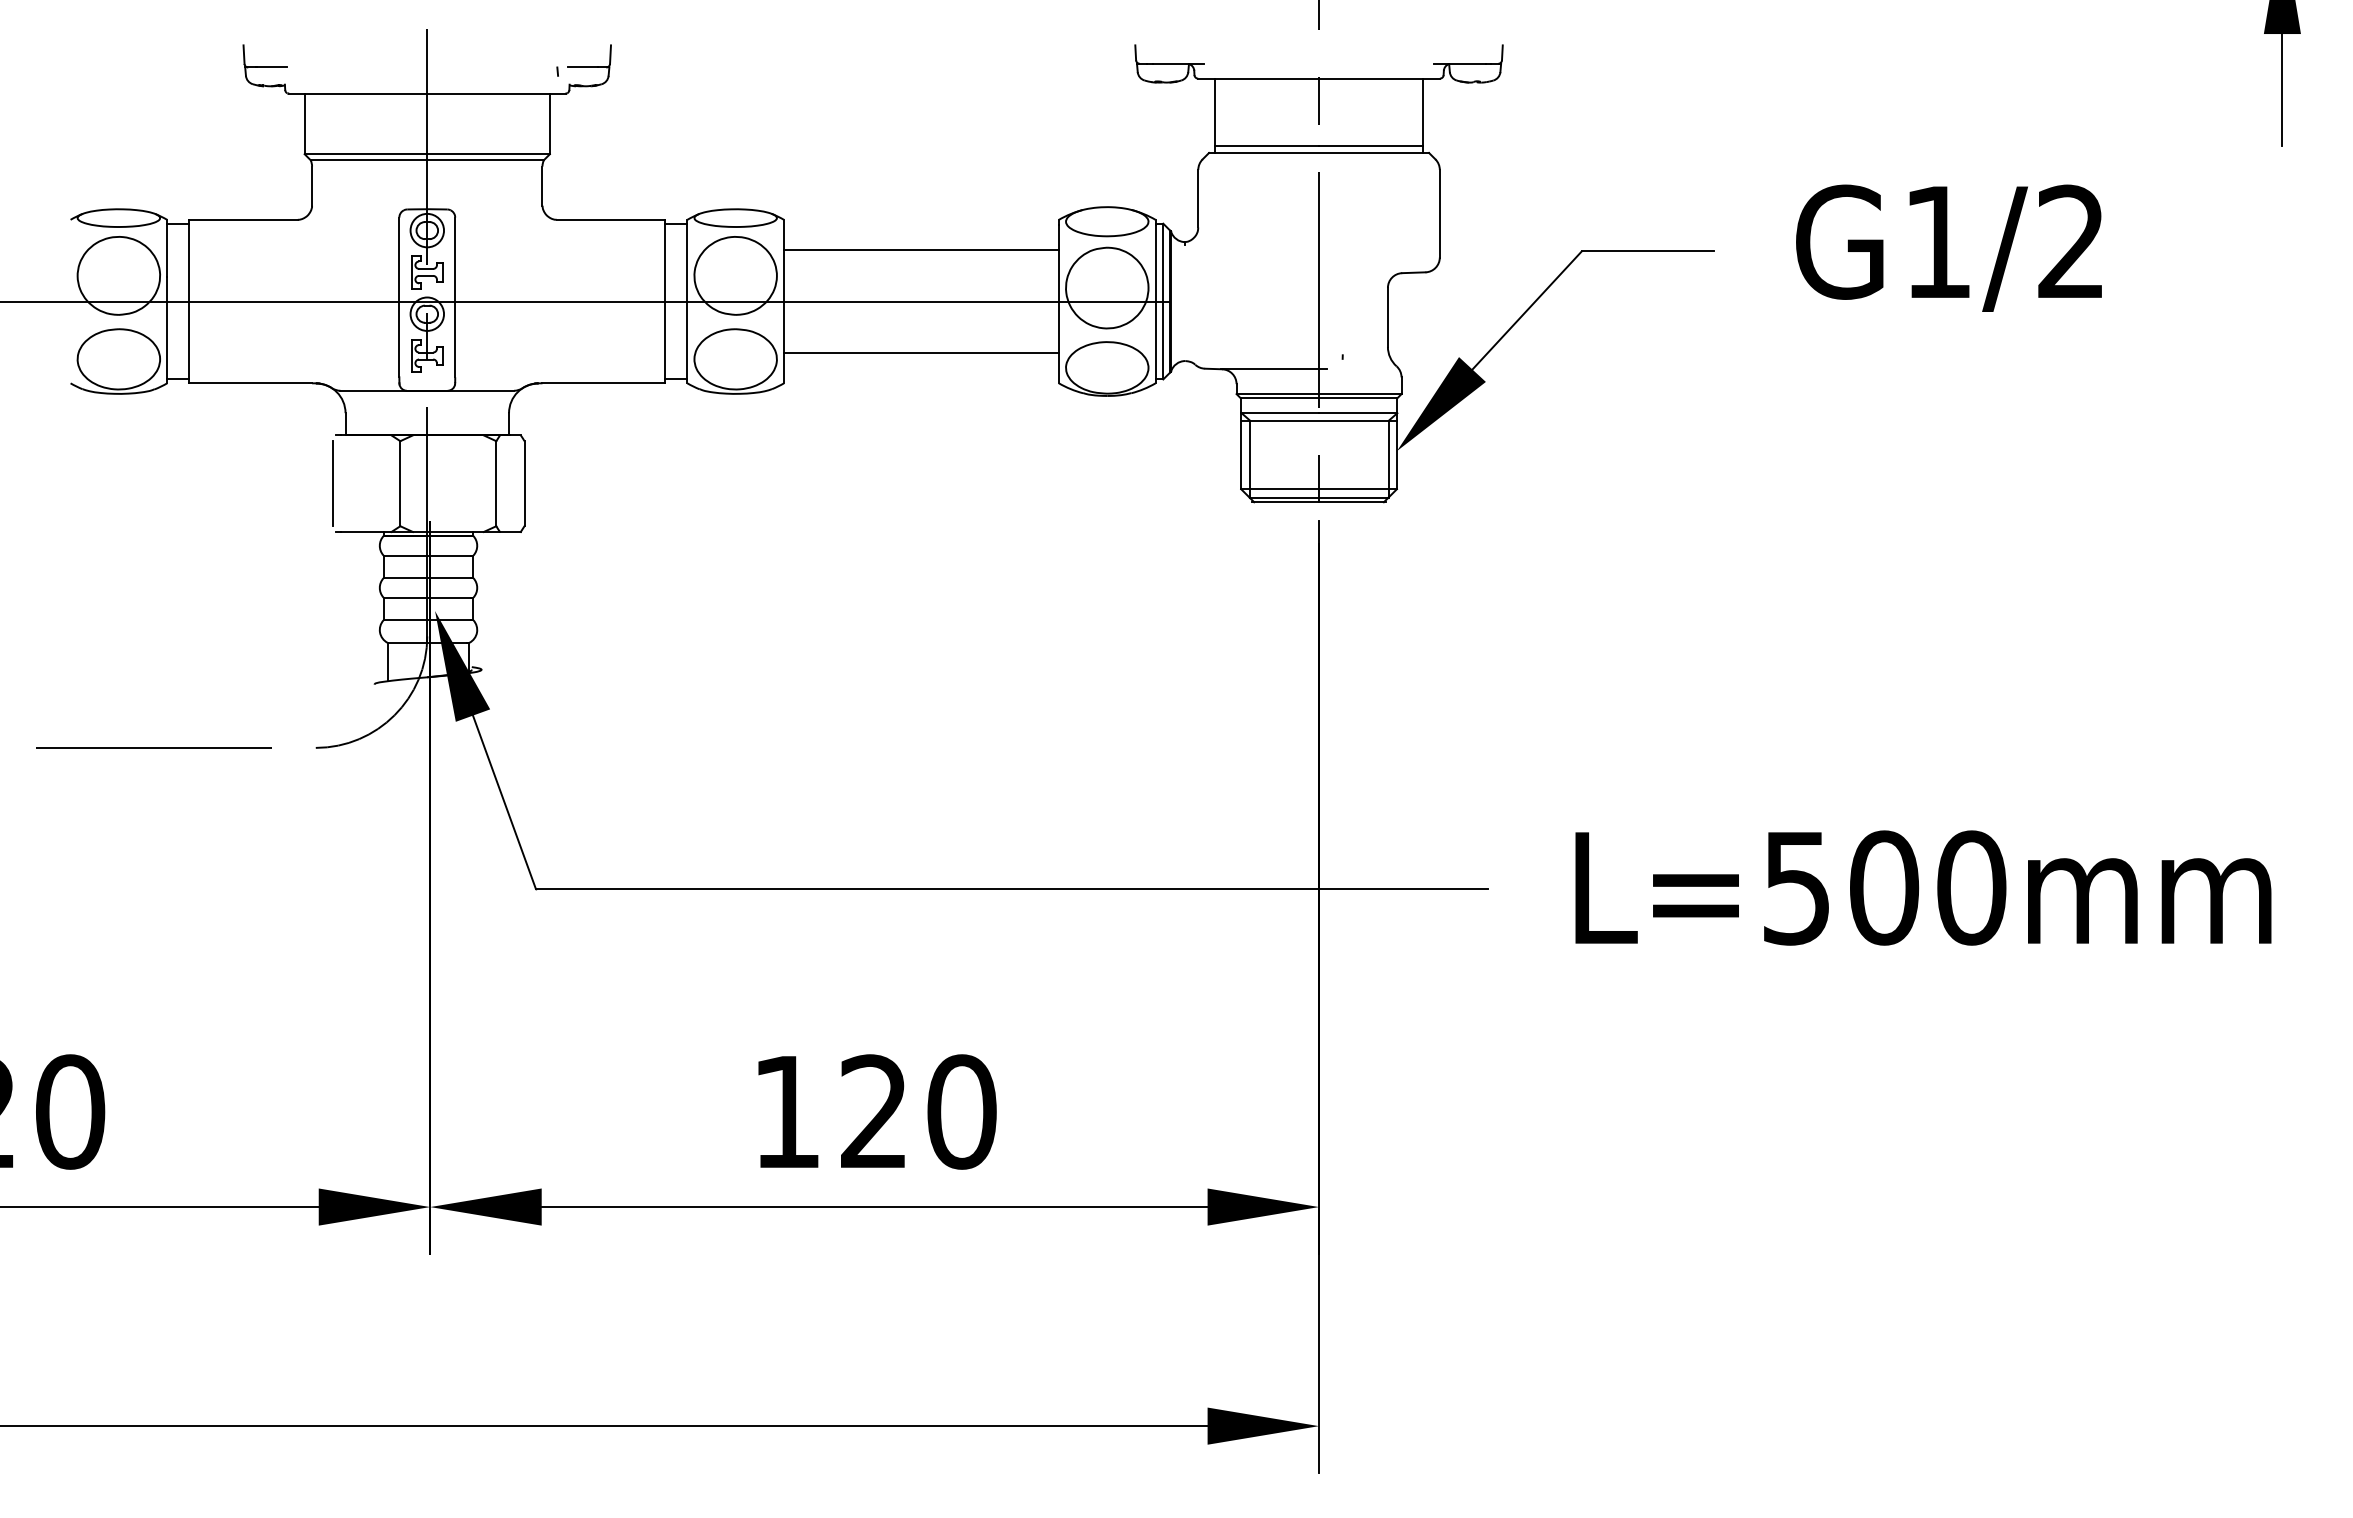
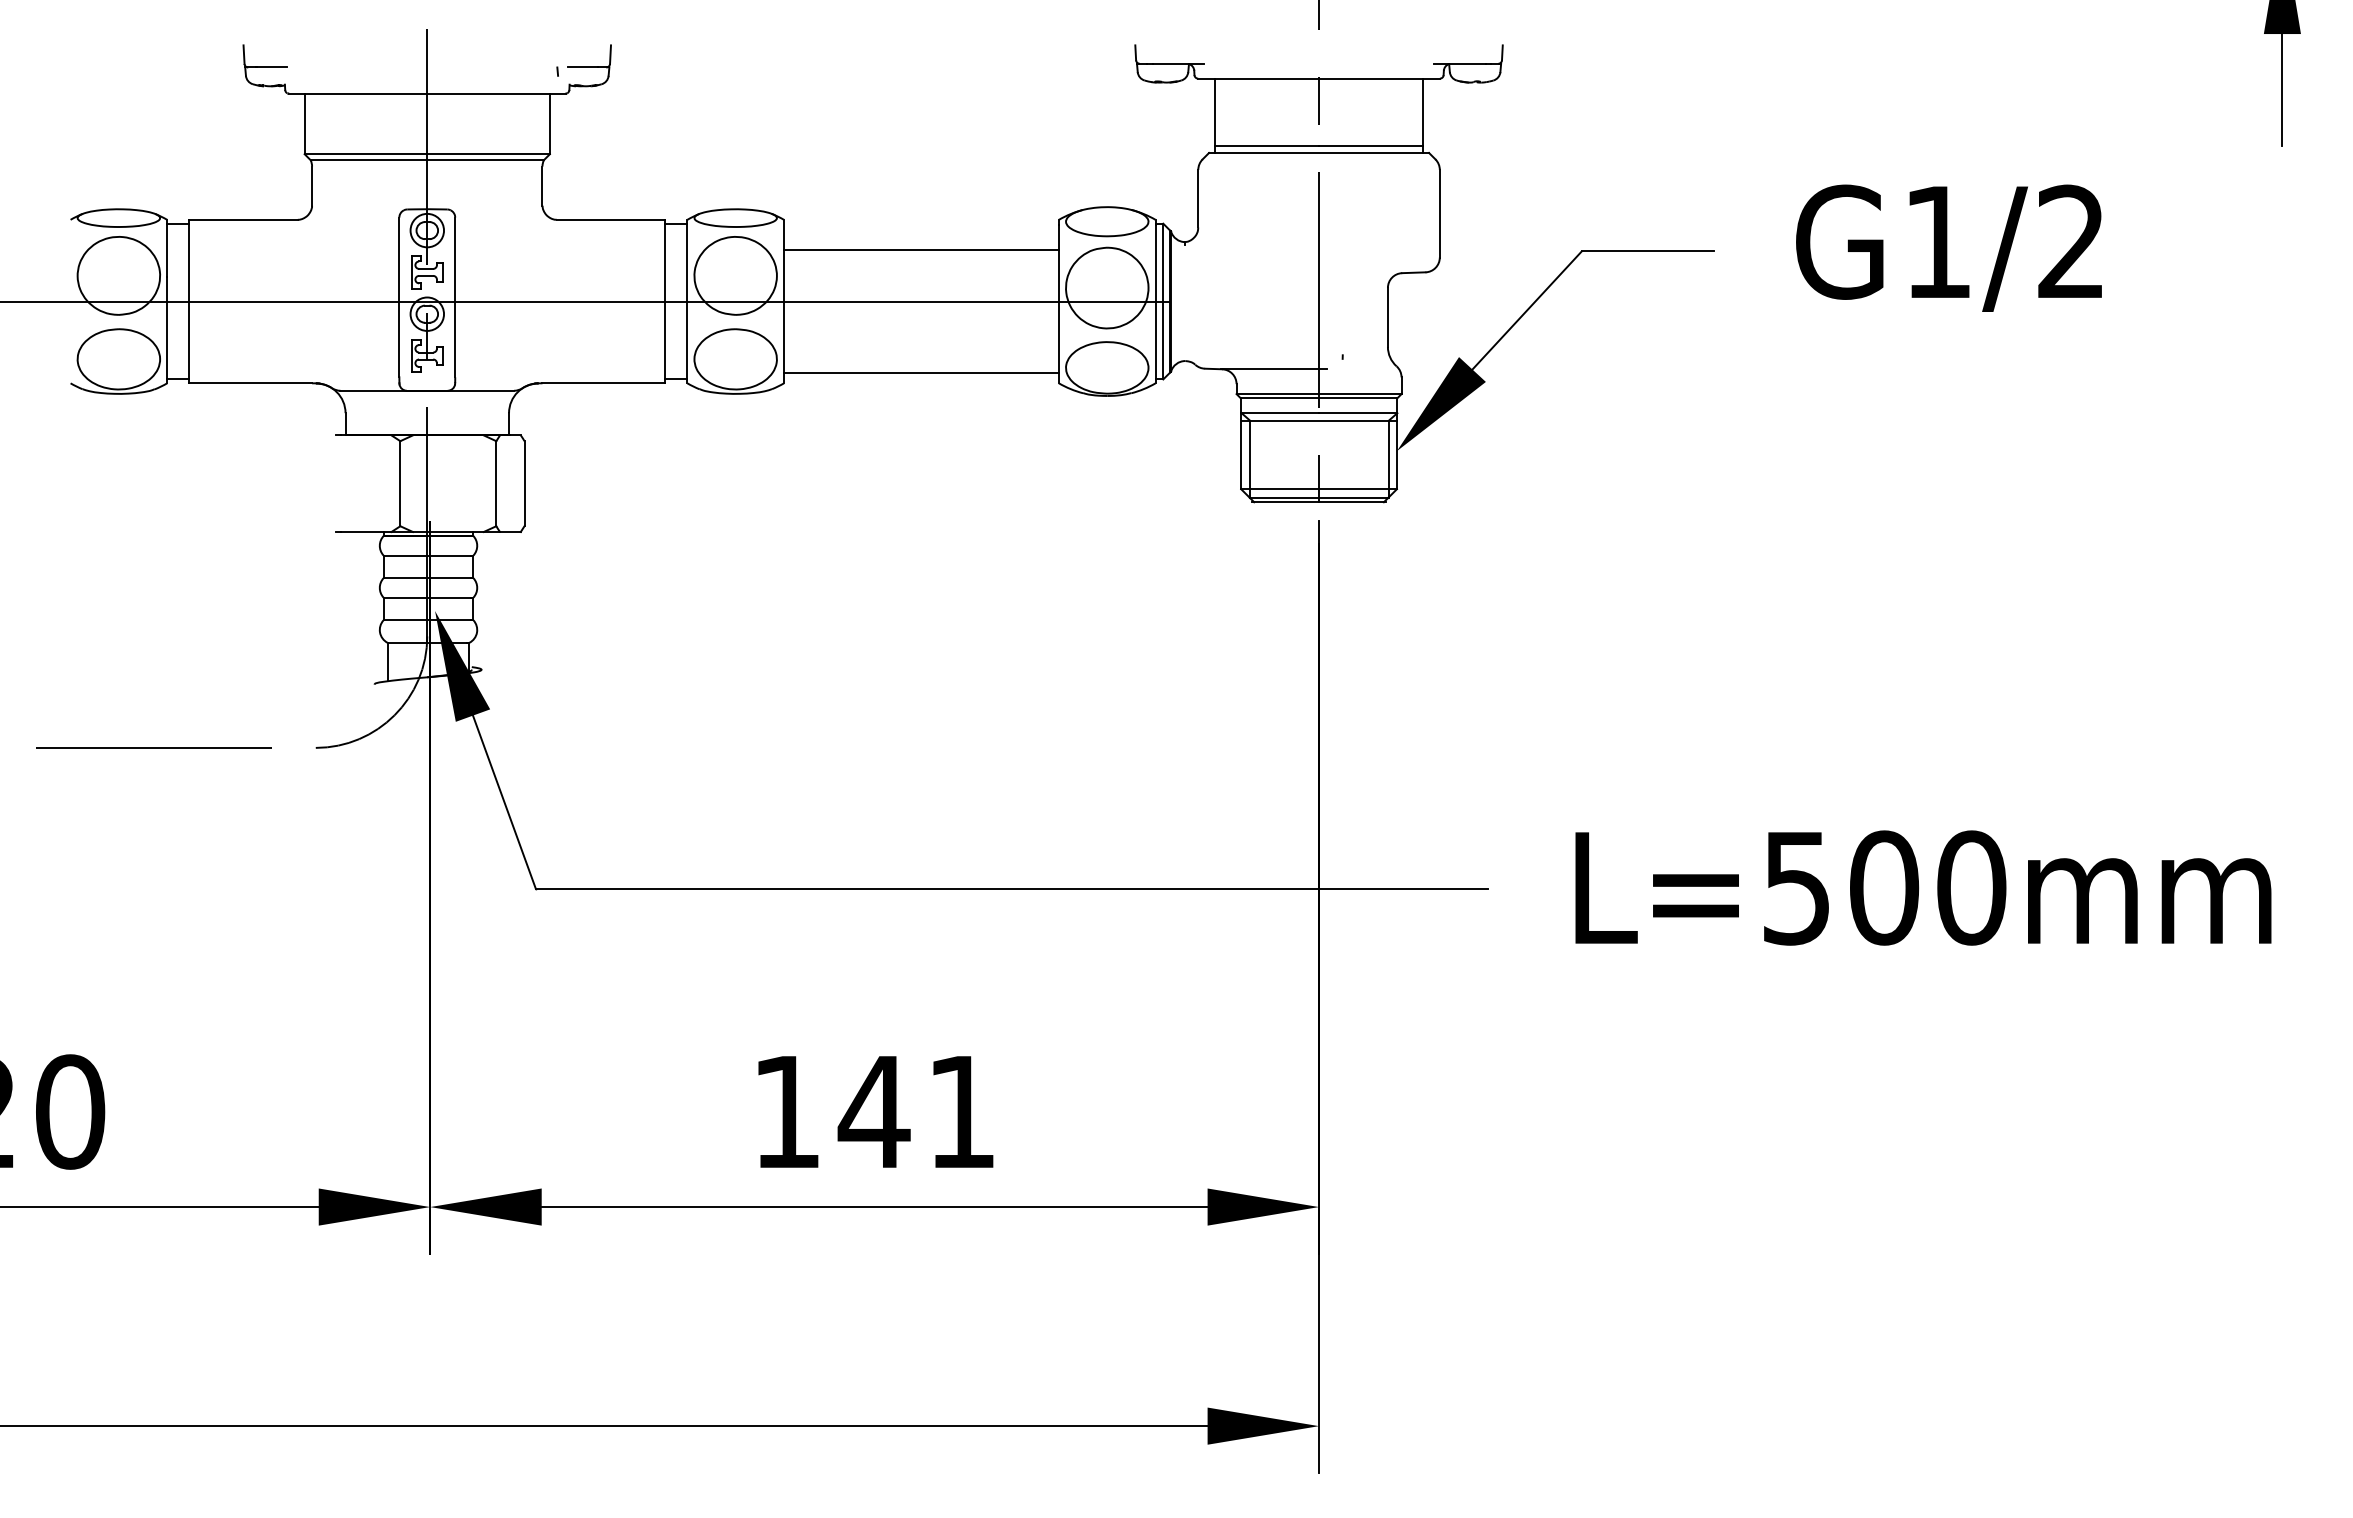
line position: (921, 353) -> (921, 373) (921, 373)
line: present -> none (332, 483)
text: 120 -> 141 (916, 1111)
